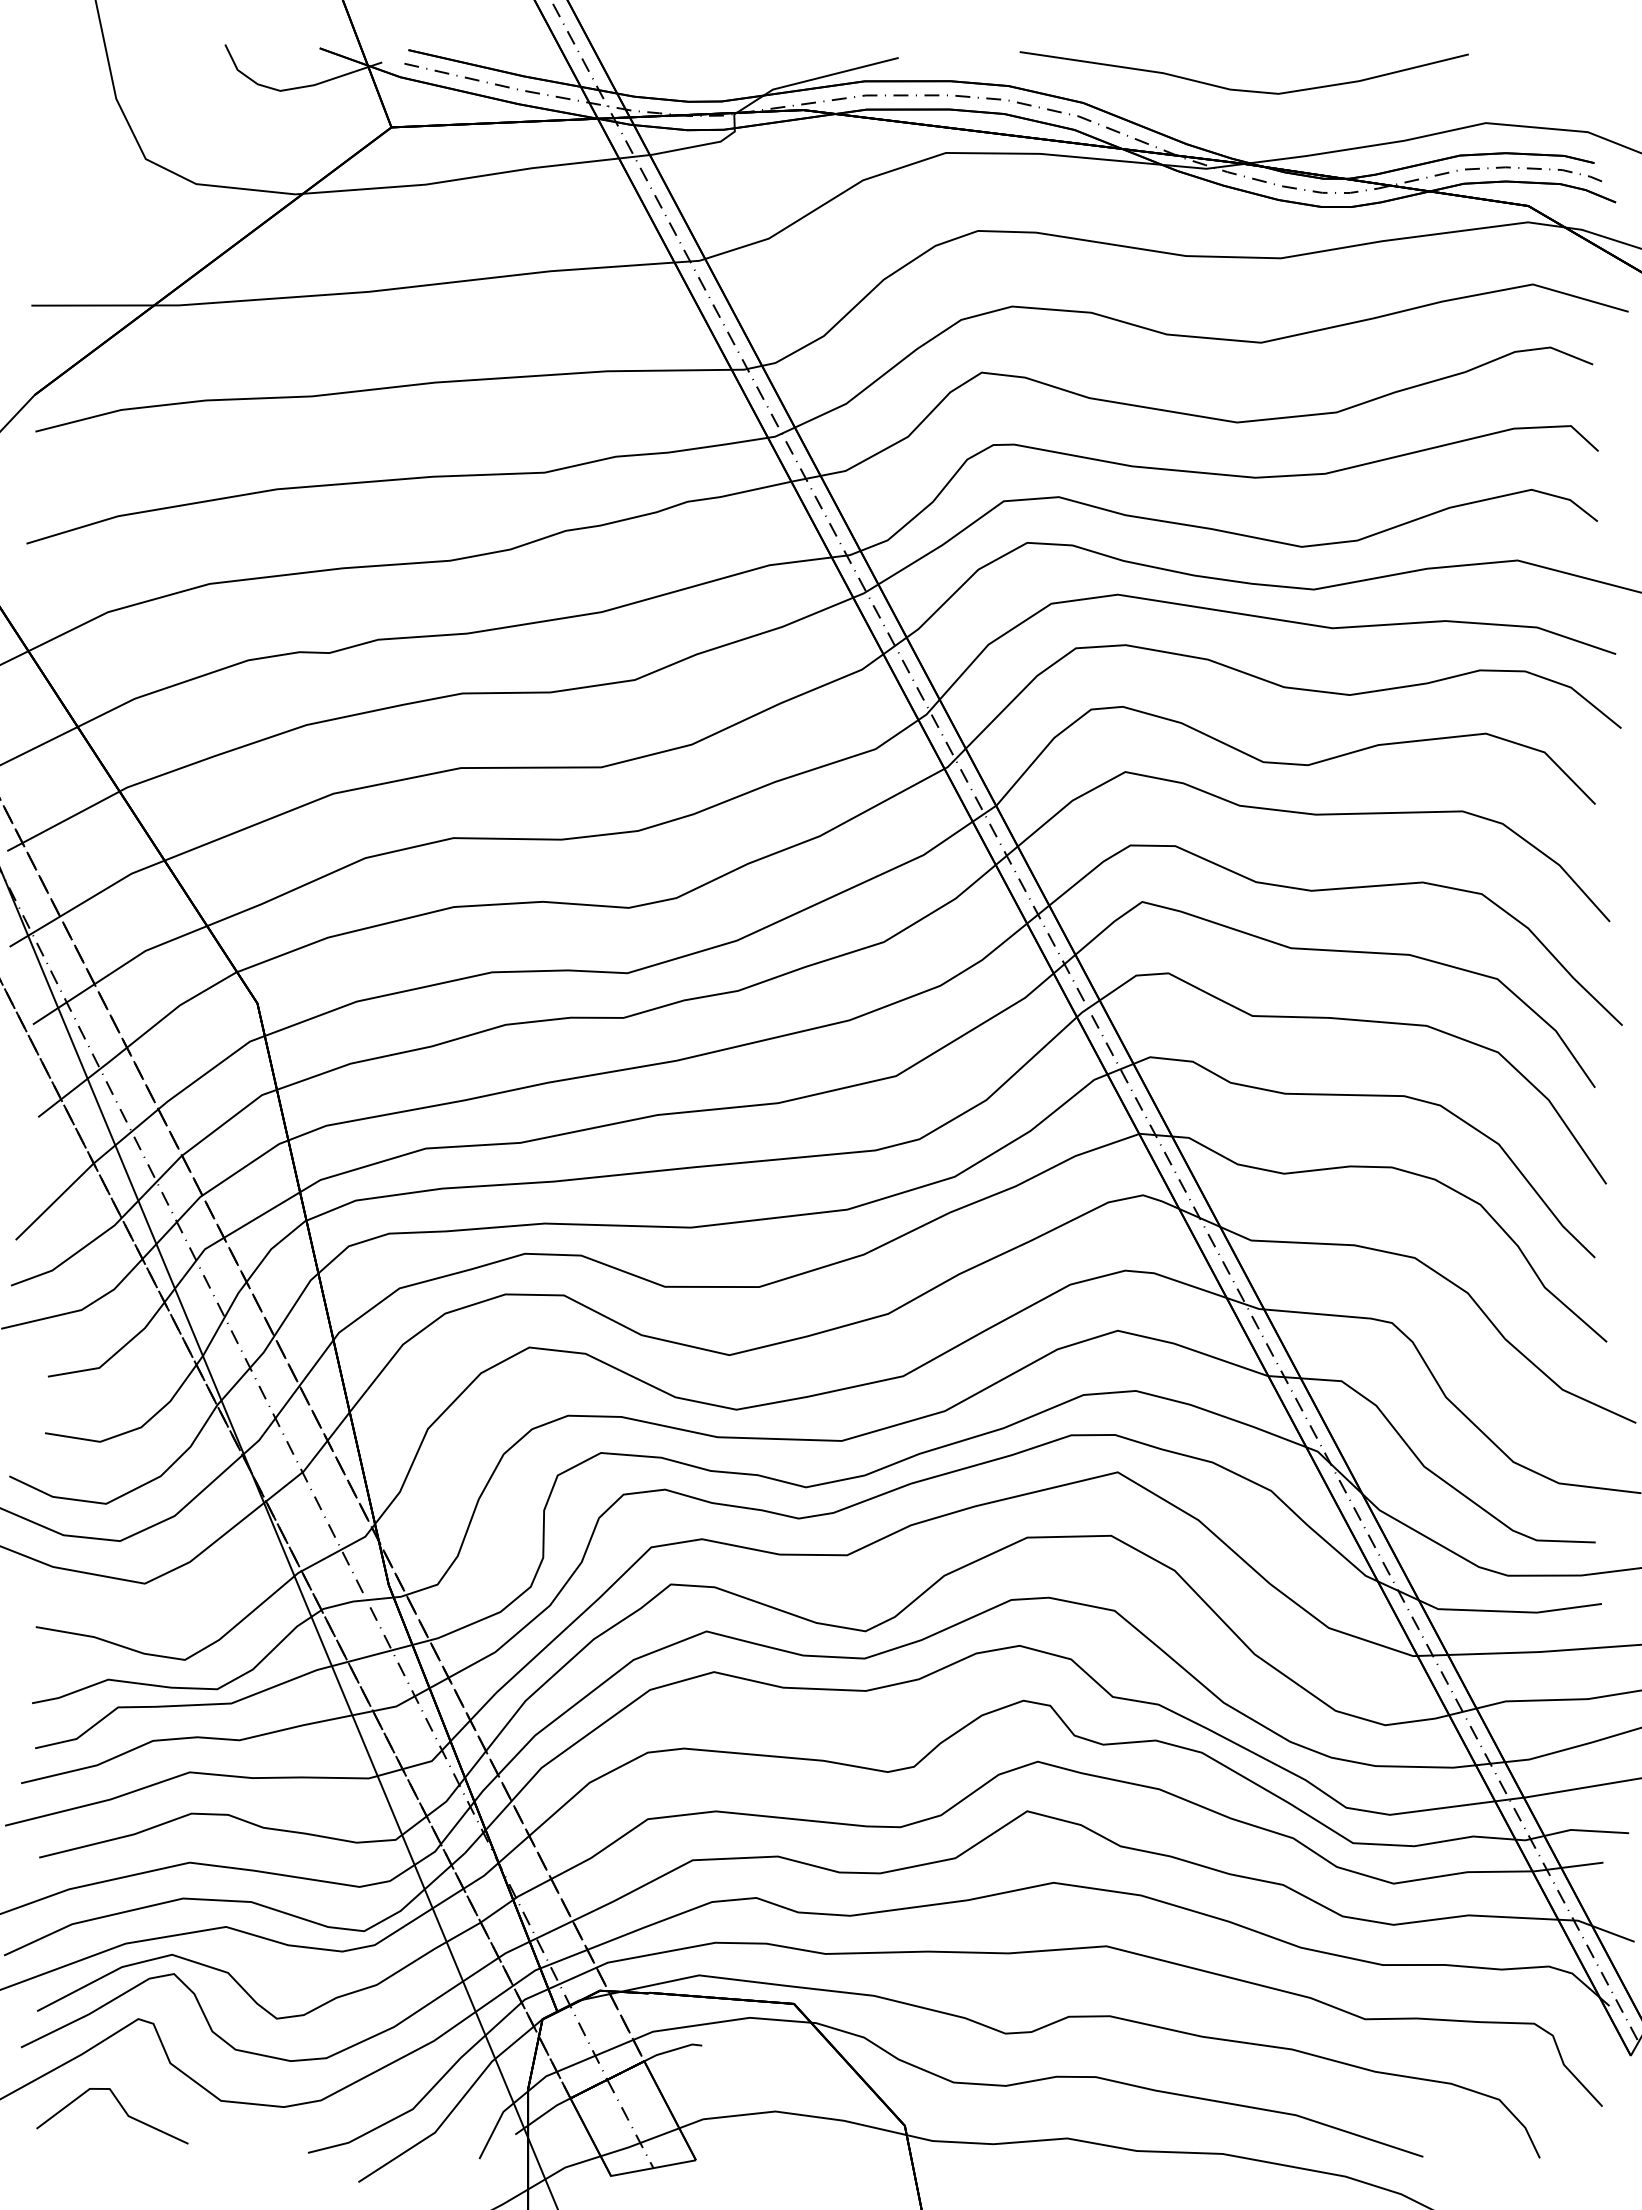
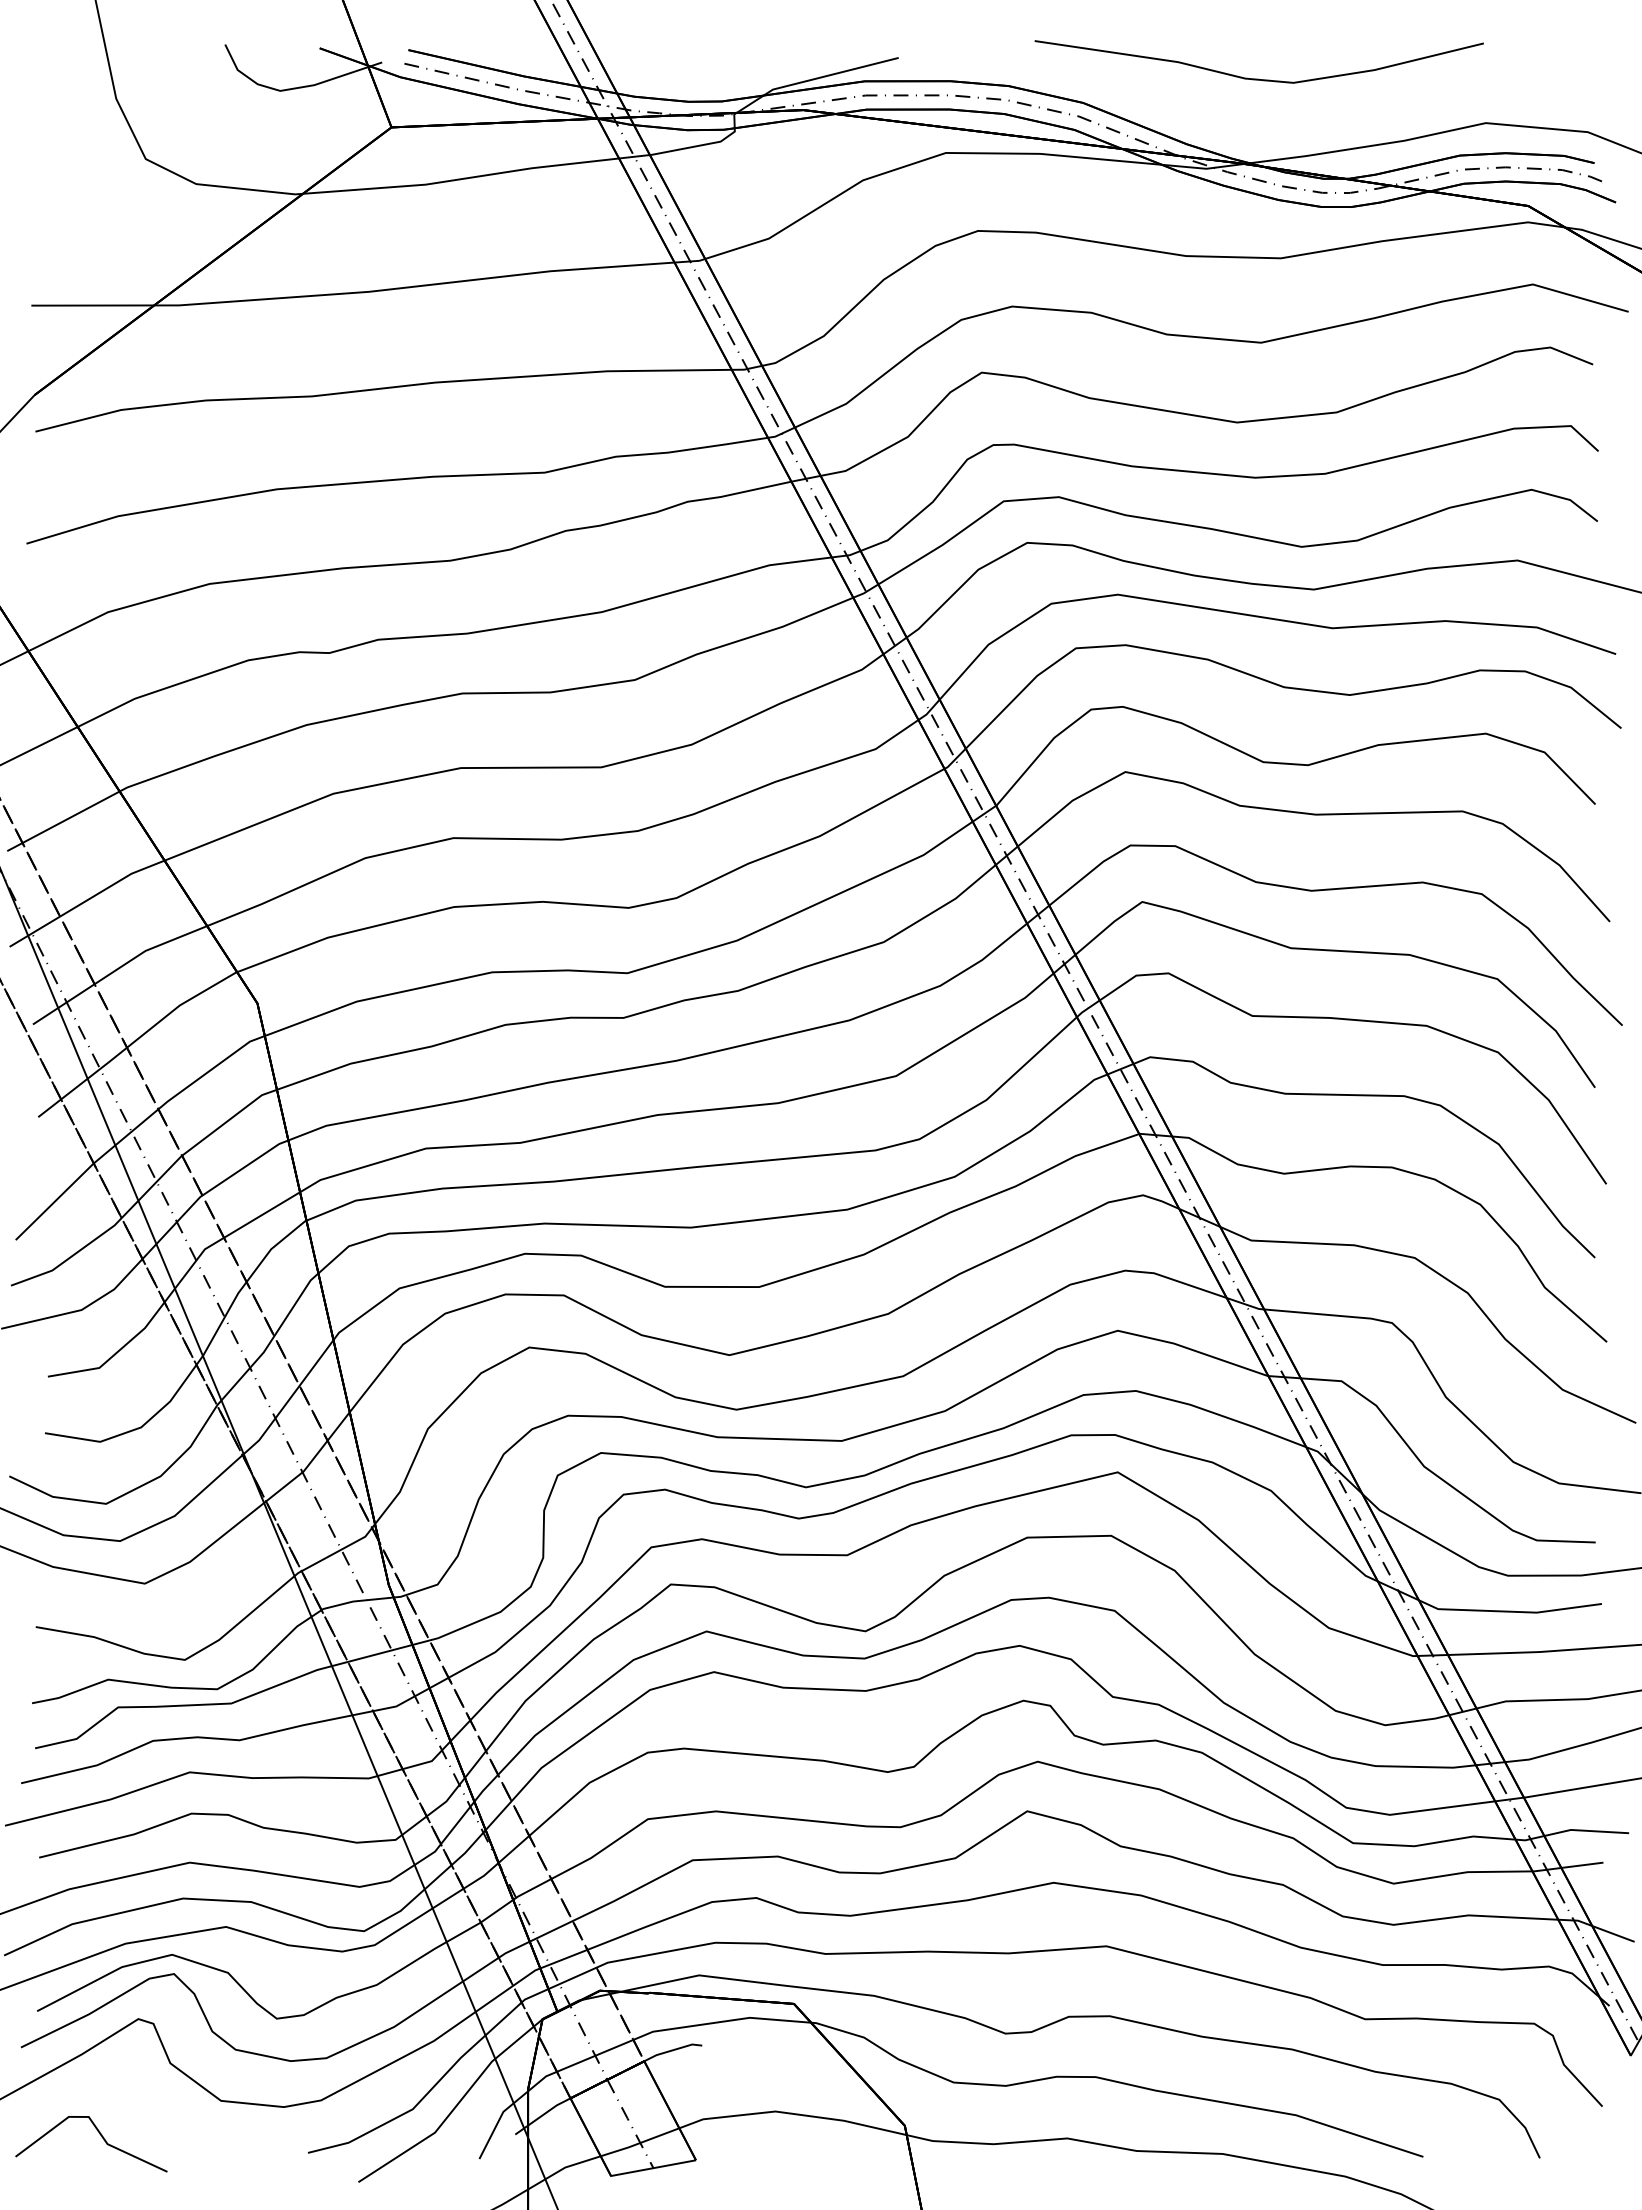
curve position: (1243, 89) -> (1258, 78) (1258, 78)
line position: (122, 2109) -> (101, 2137) (101, 2137)
